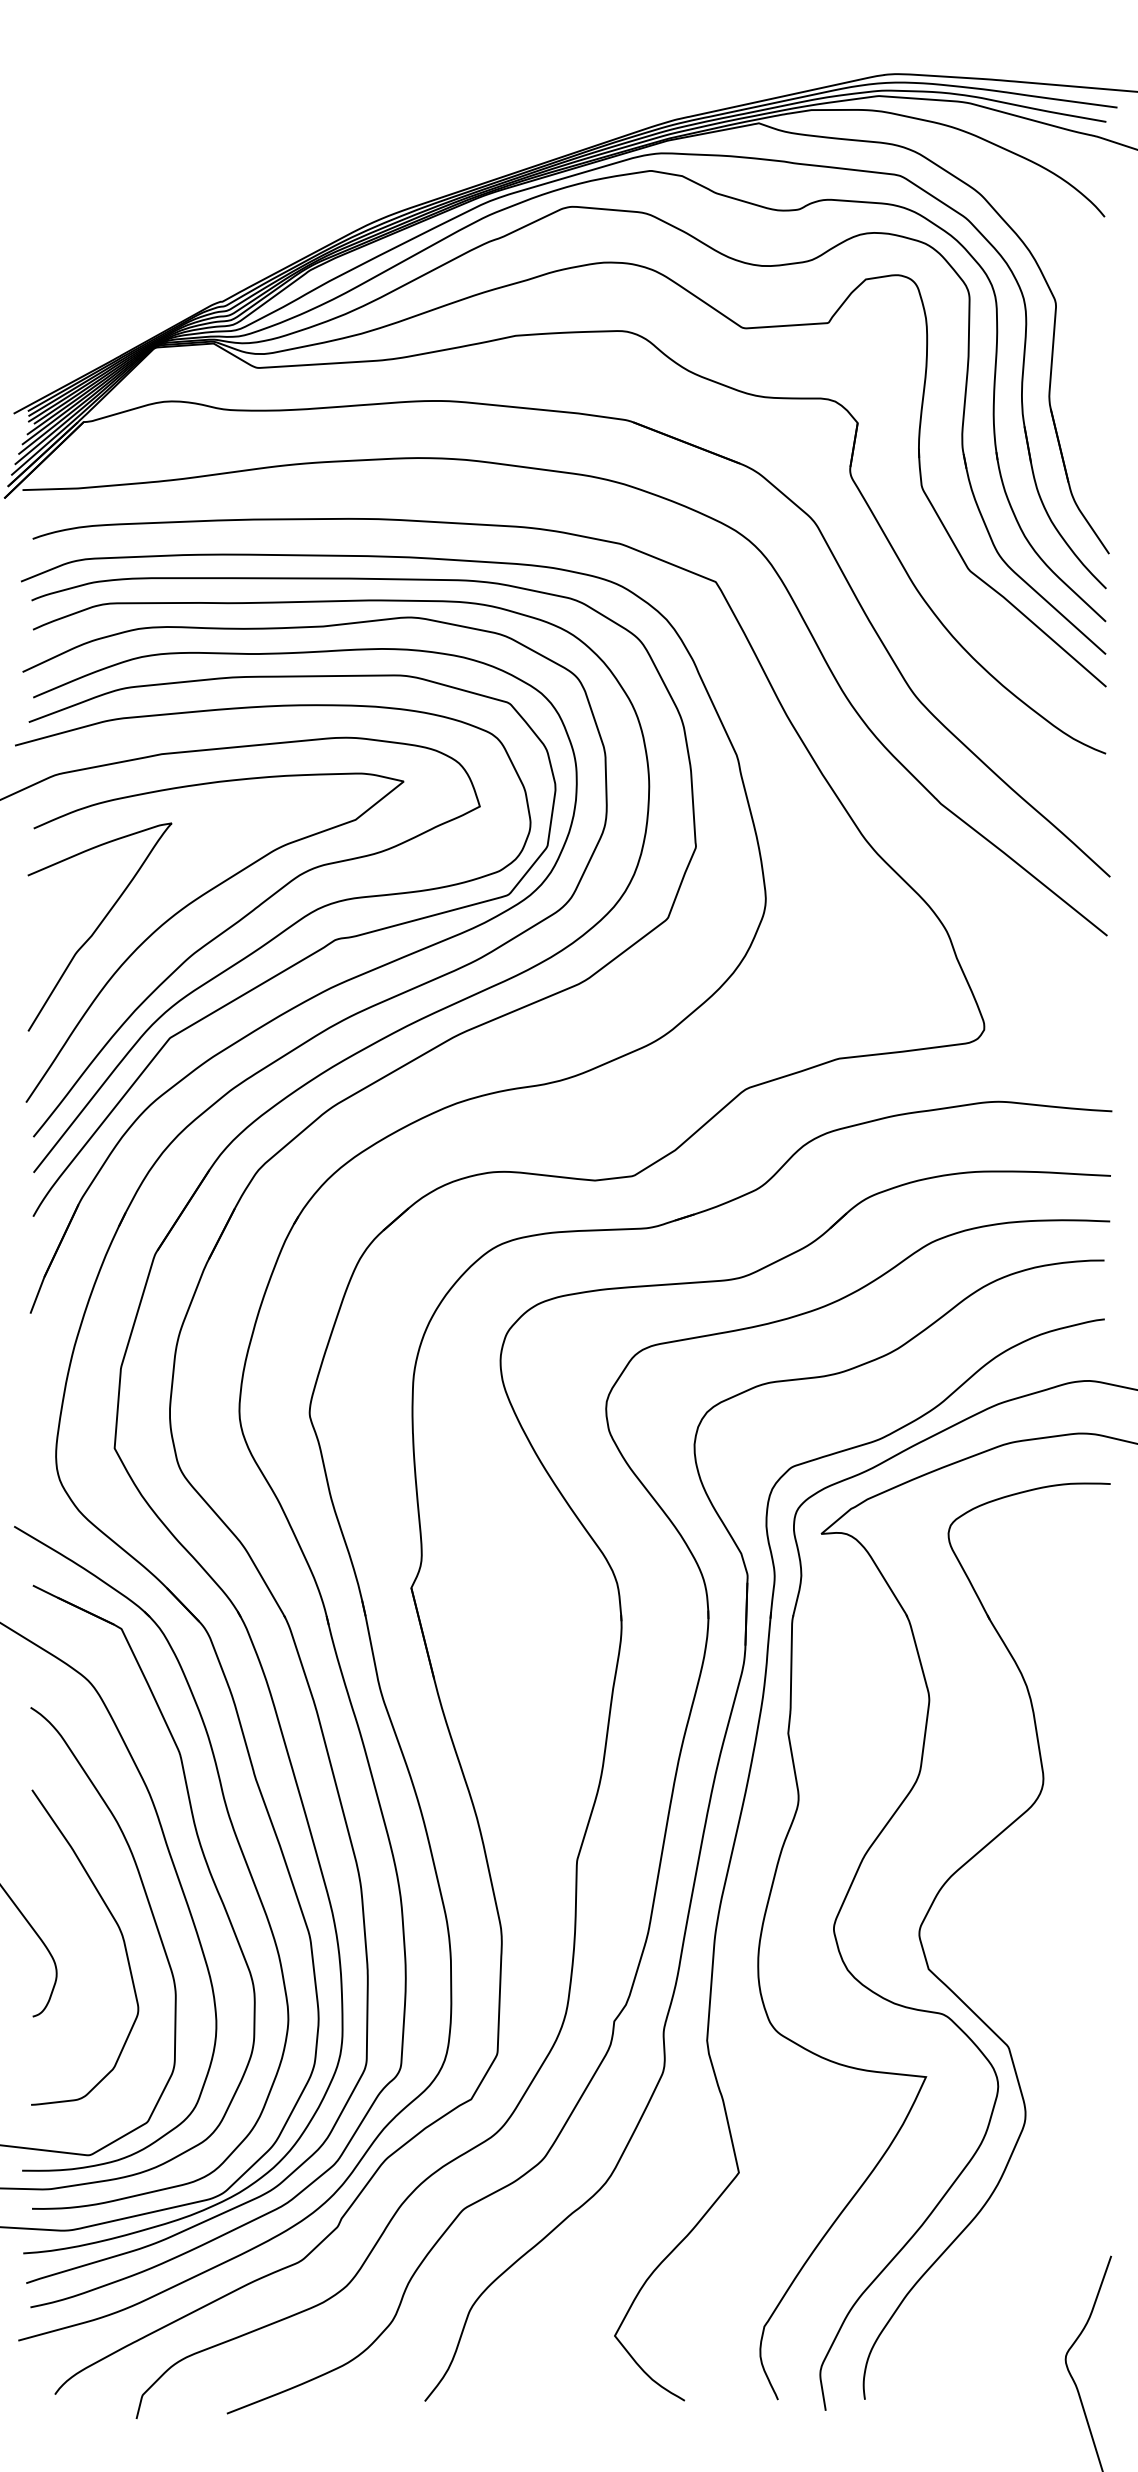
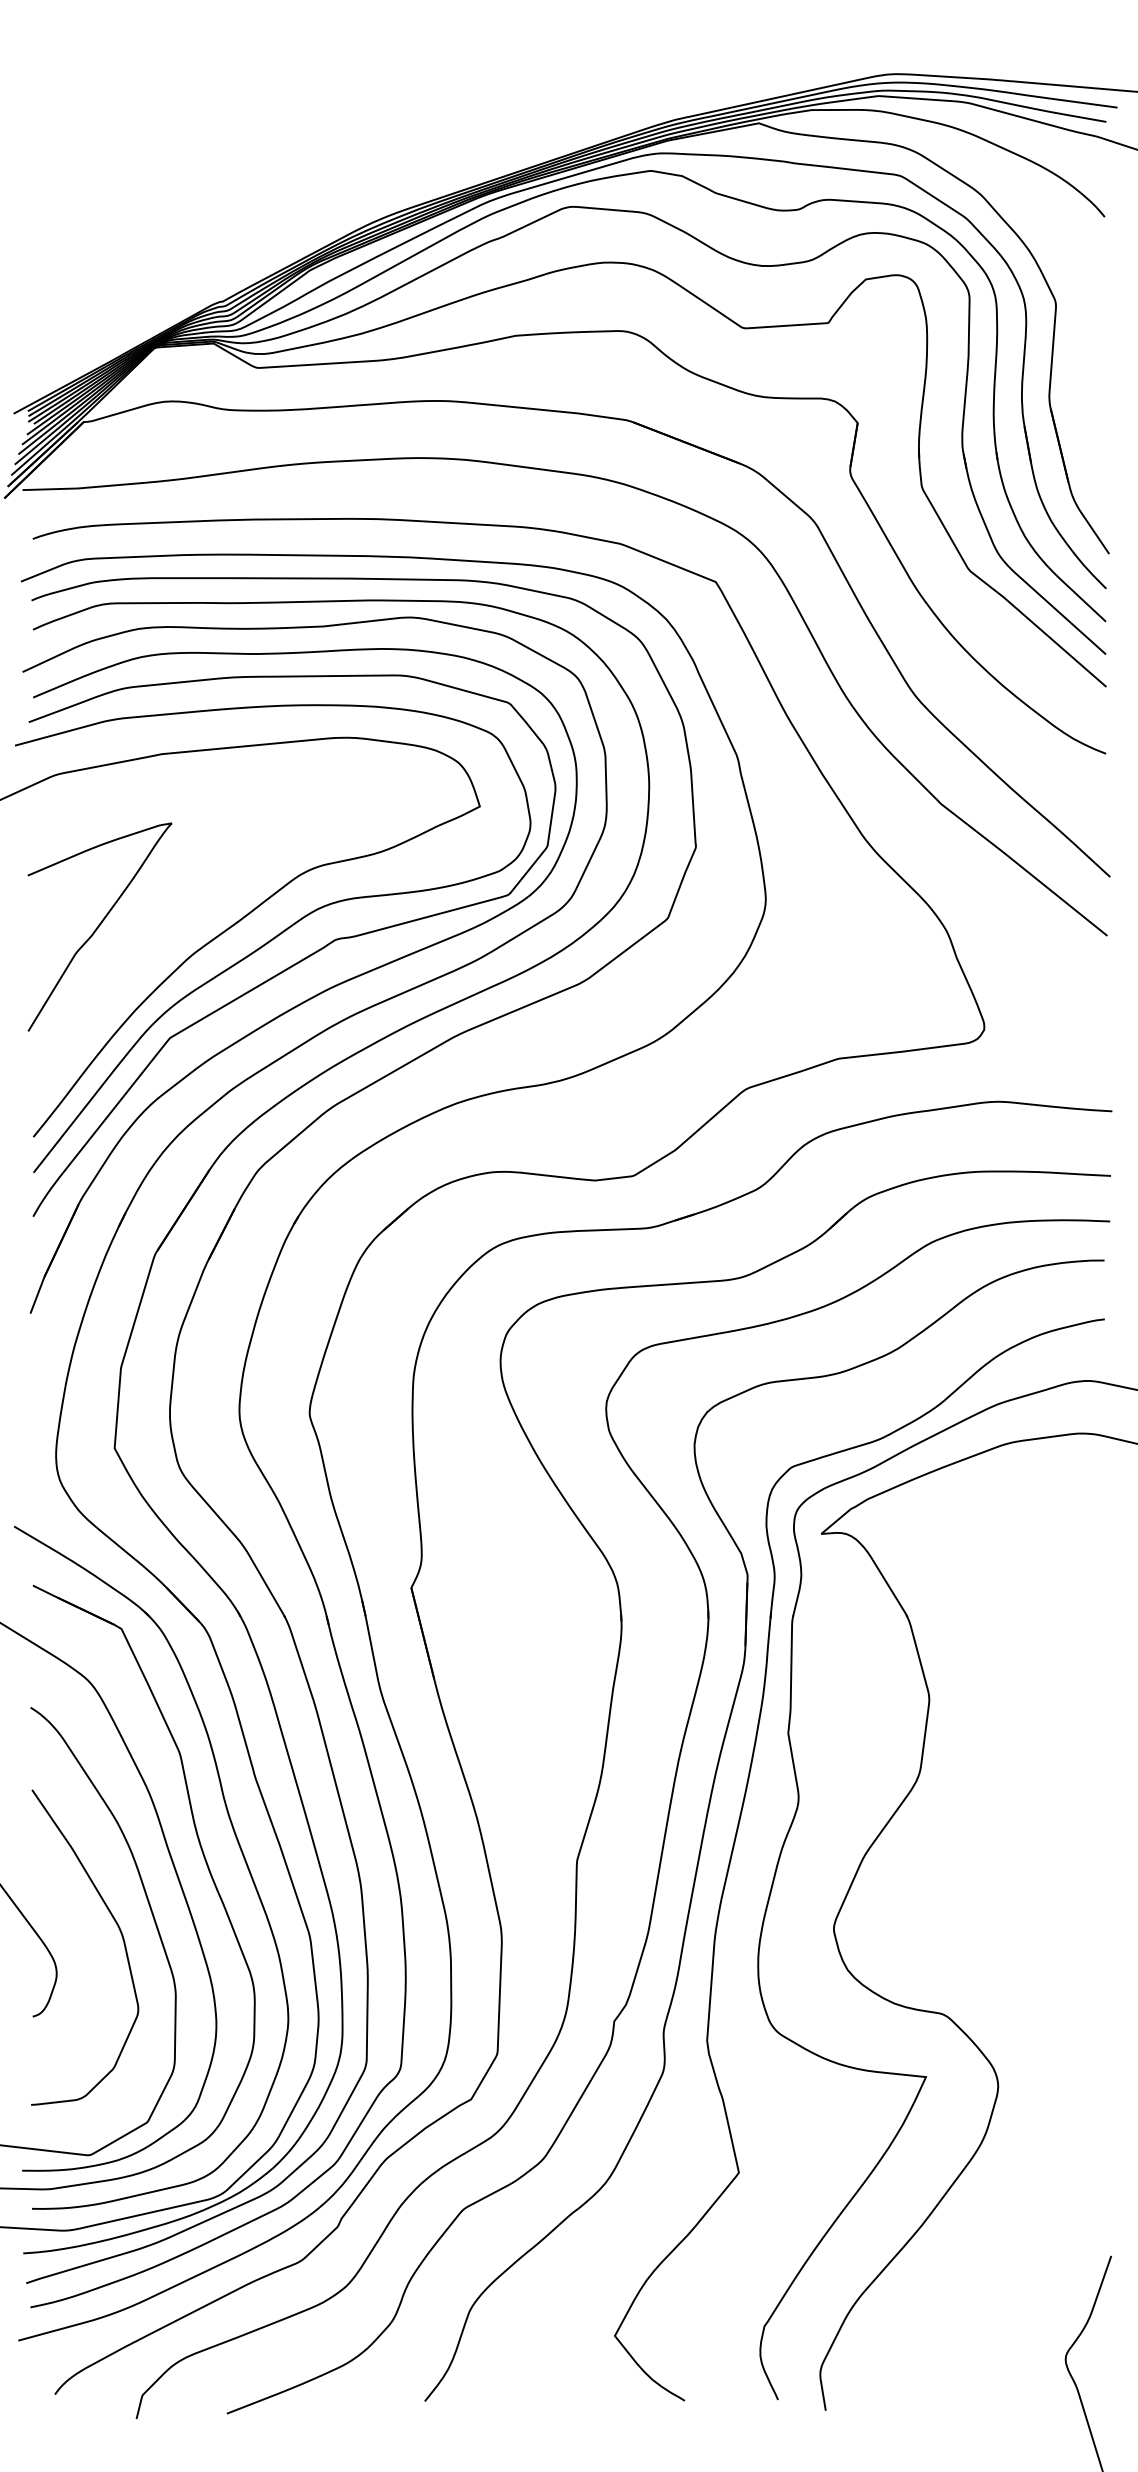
curve: present -> none (192, 903)
part: present -> none (944, 1982)
